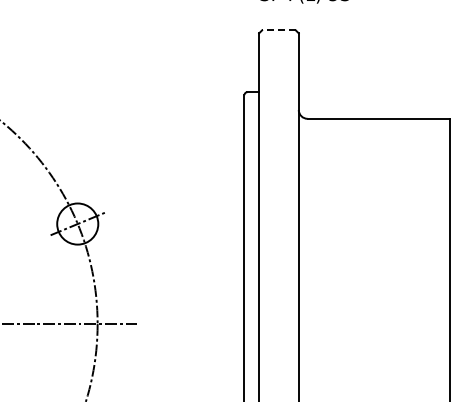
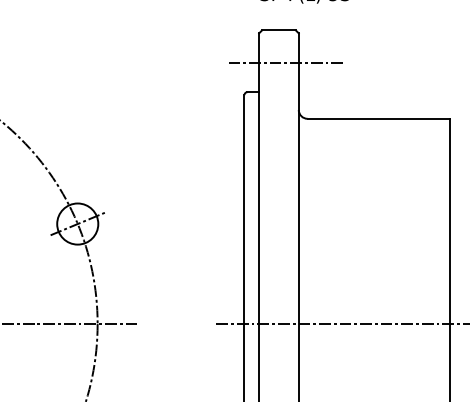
line: dashed -> solid (278, 30)
line: none -> present (285, 62)
line: none -> present (341, 324)
